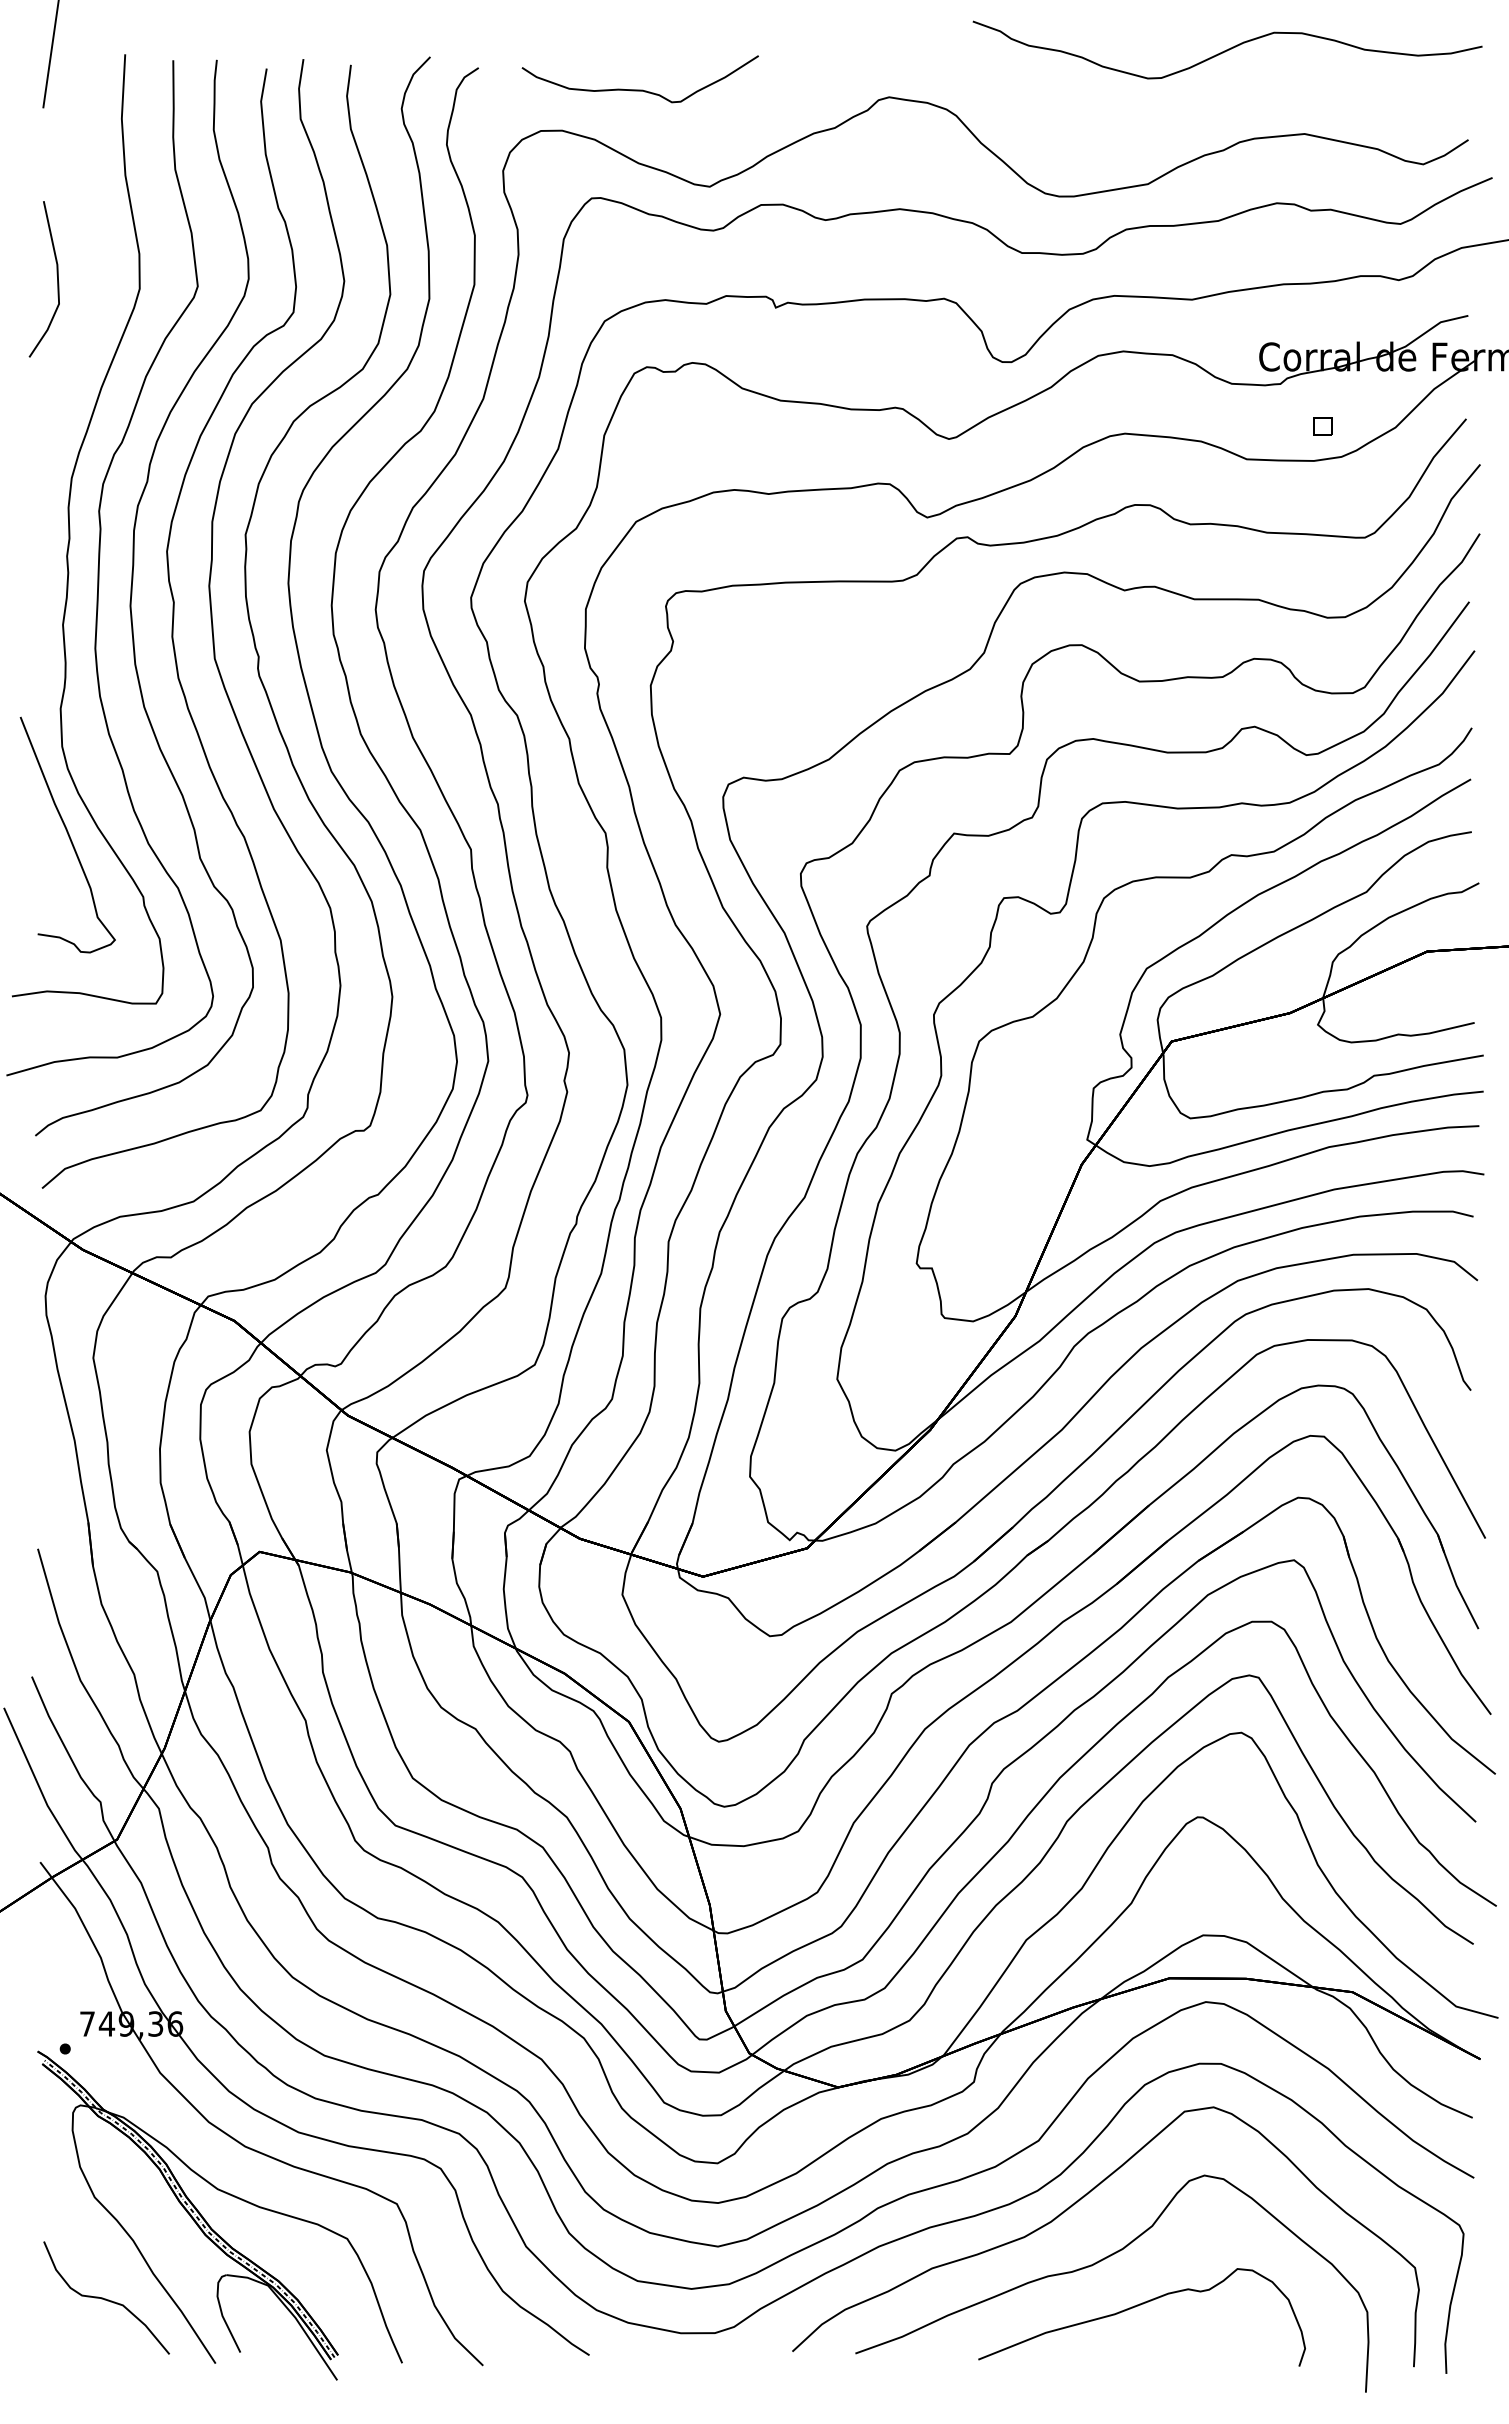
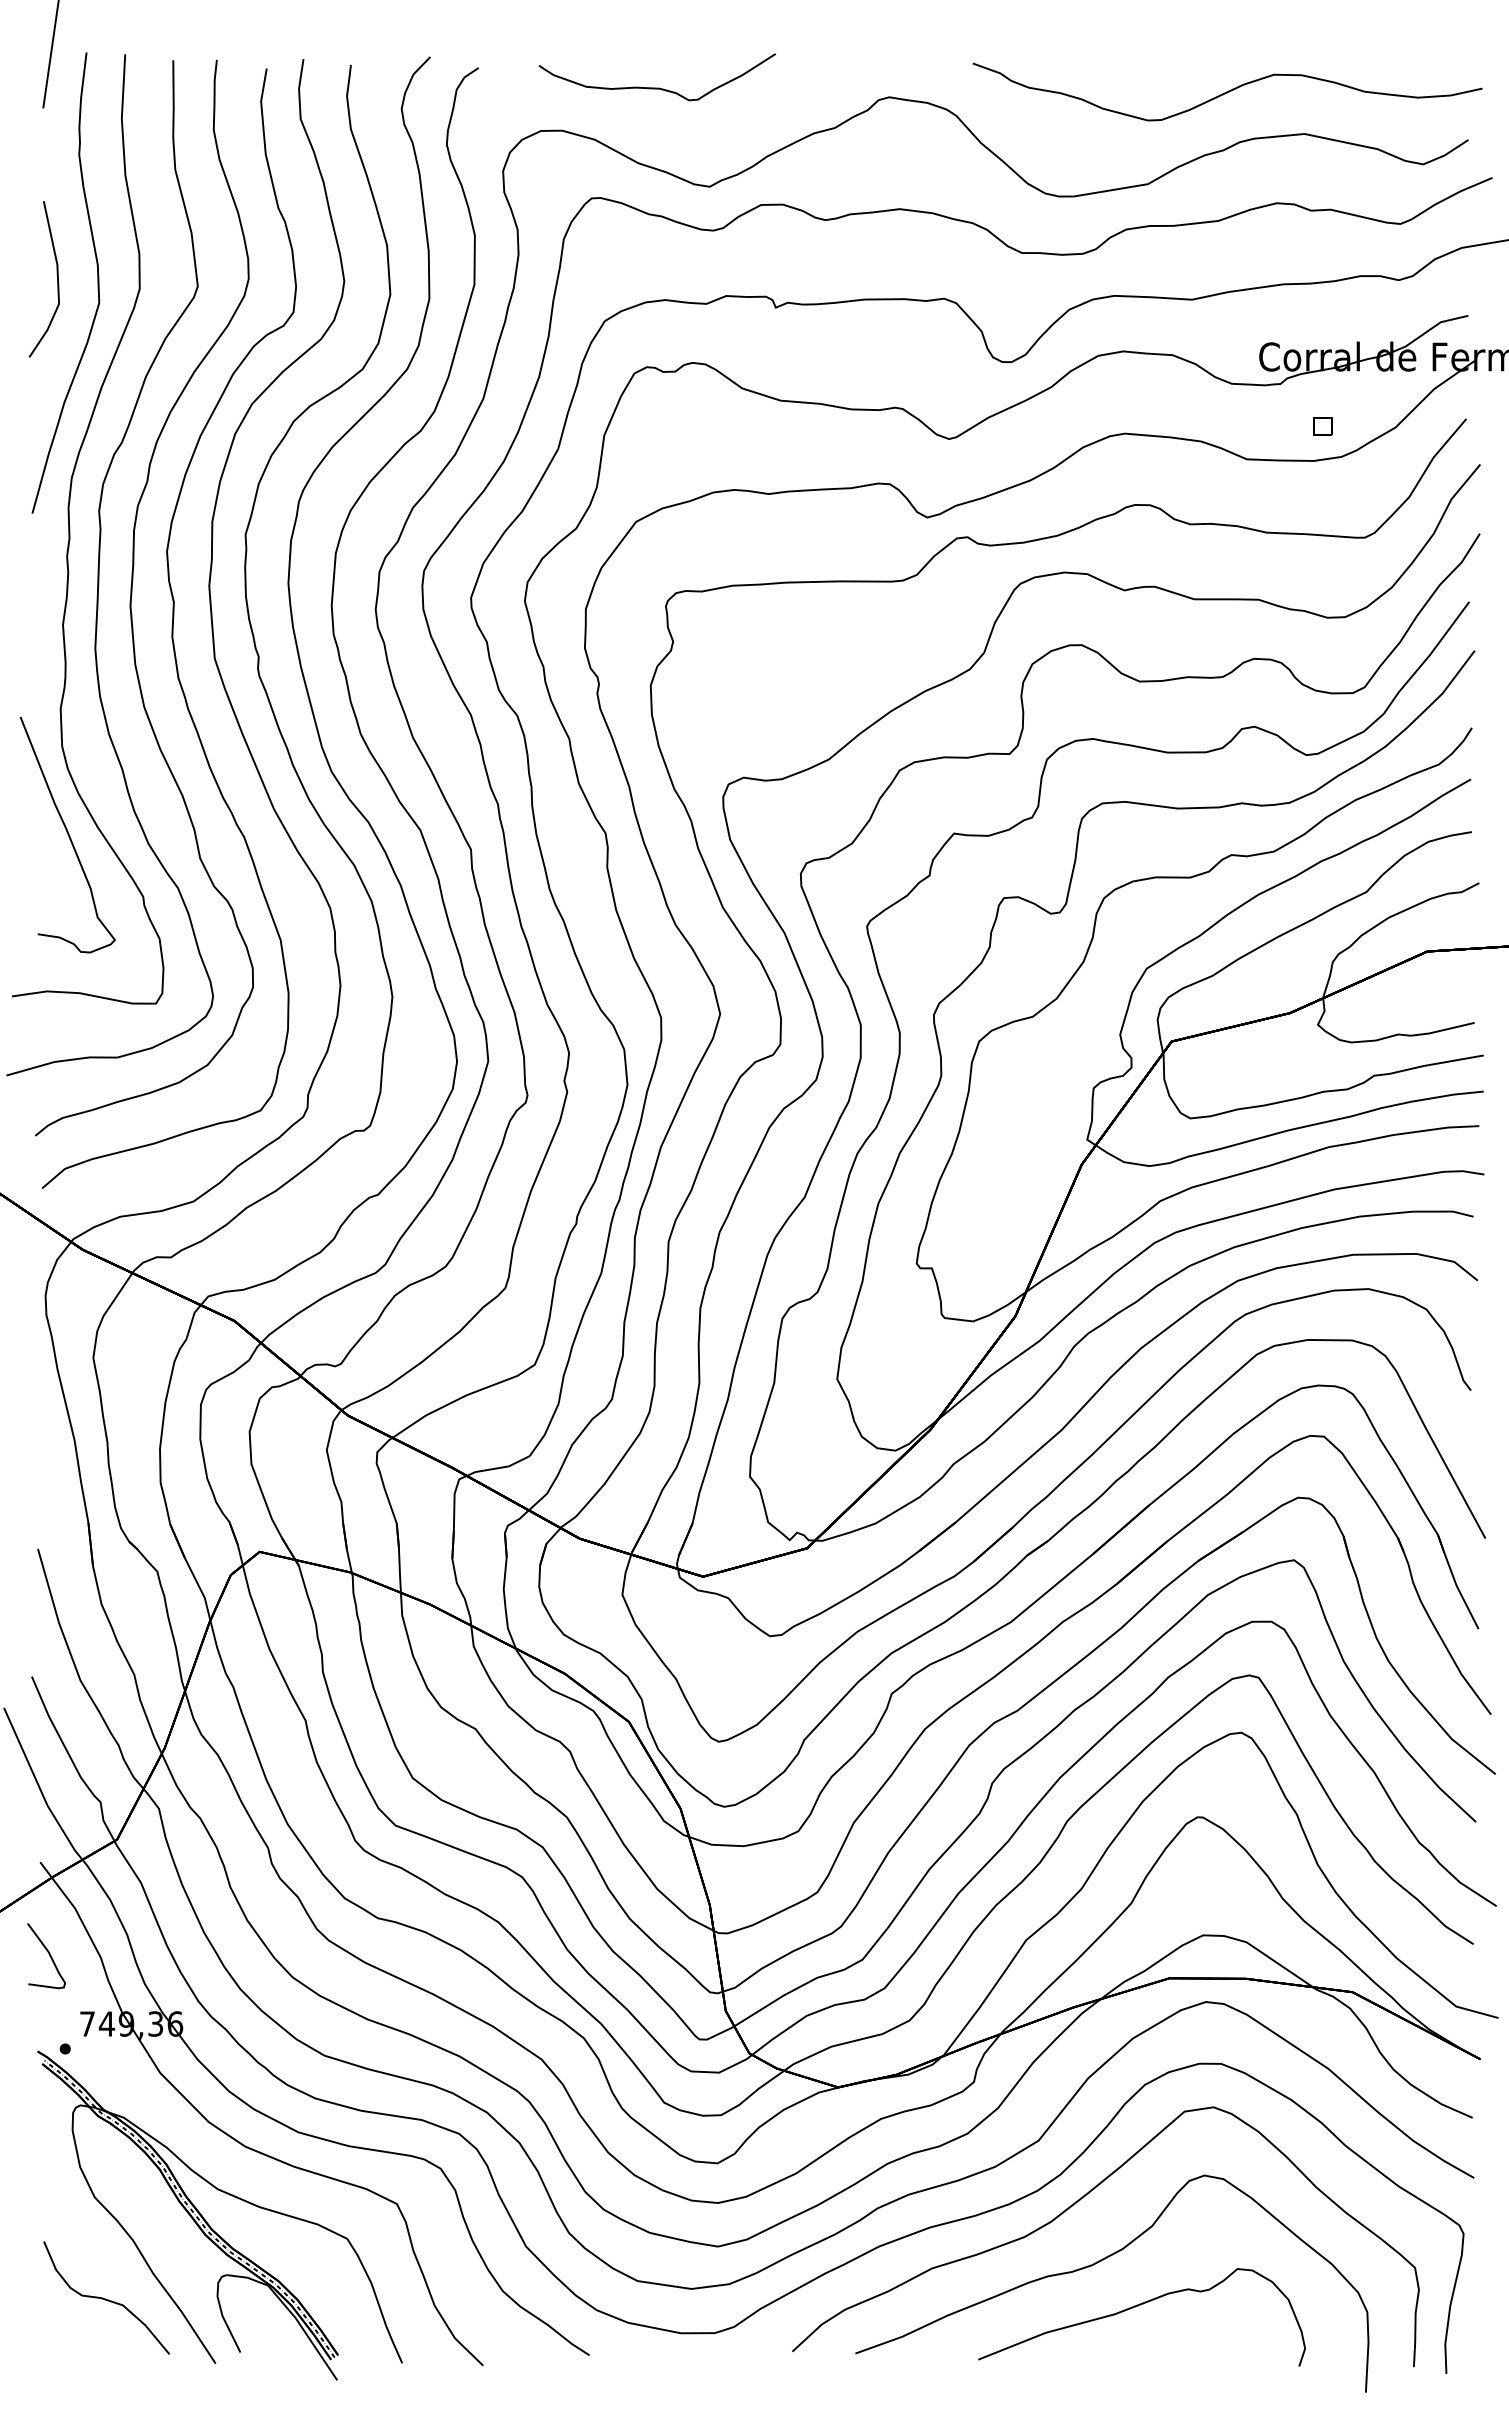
curve position: (1227, 49) -> (1227, 91) (1227, 91)
curve position: (639, 89) -> (656, 87) (656, 87)
curve: none -> present (97, 282)
curve: none -> present (48, 1954)
